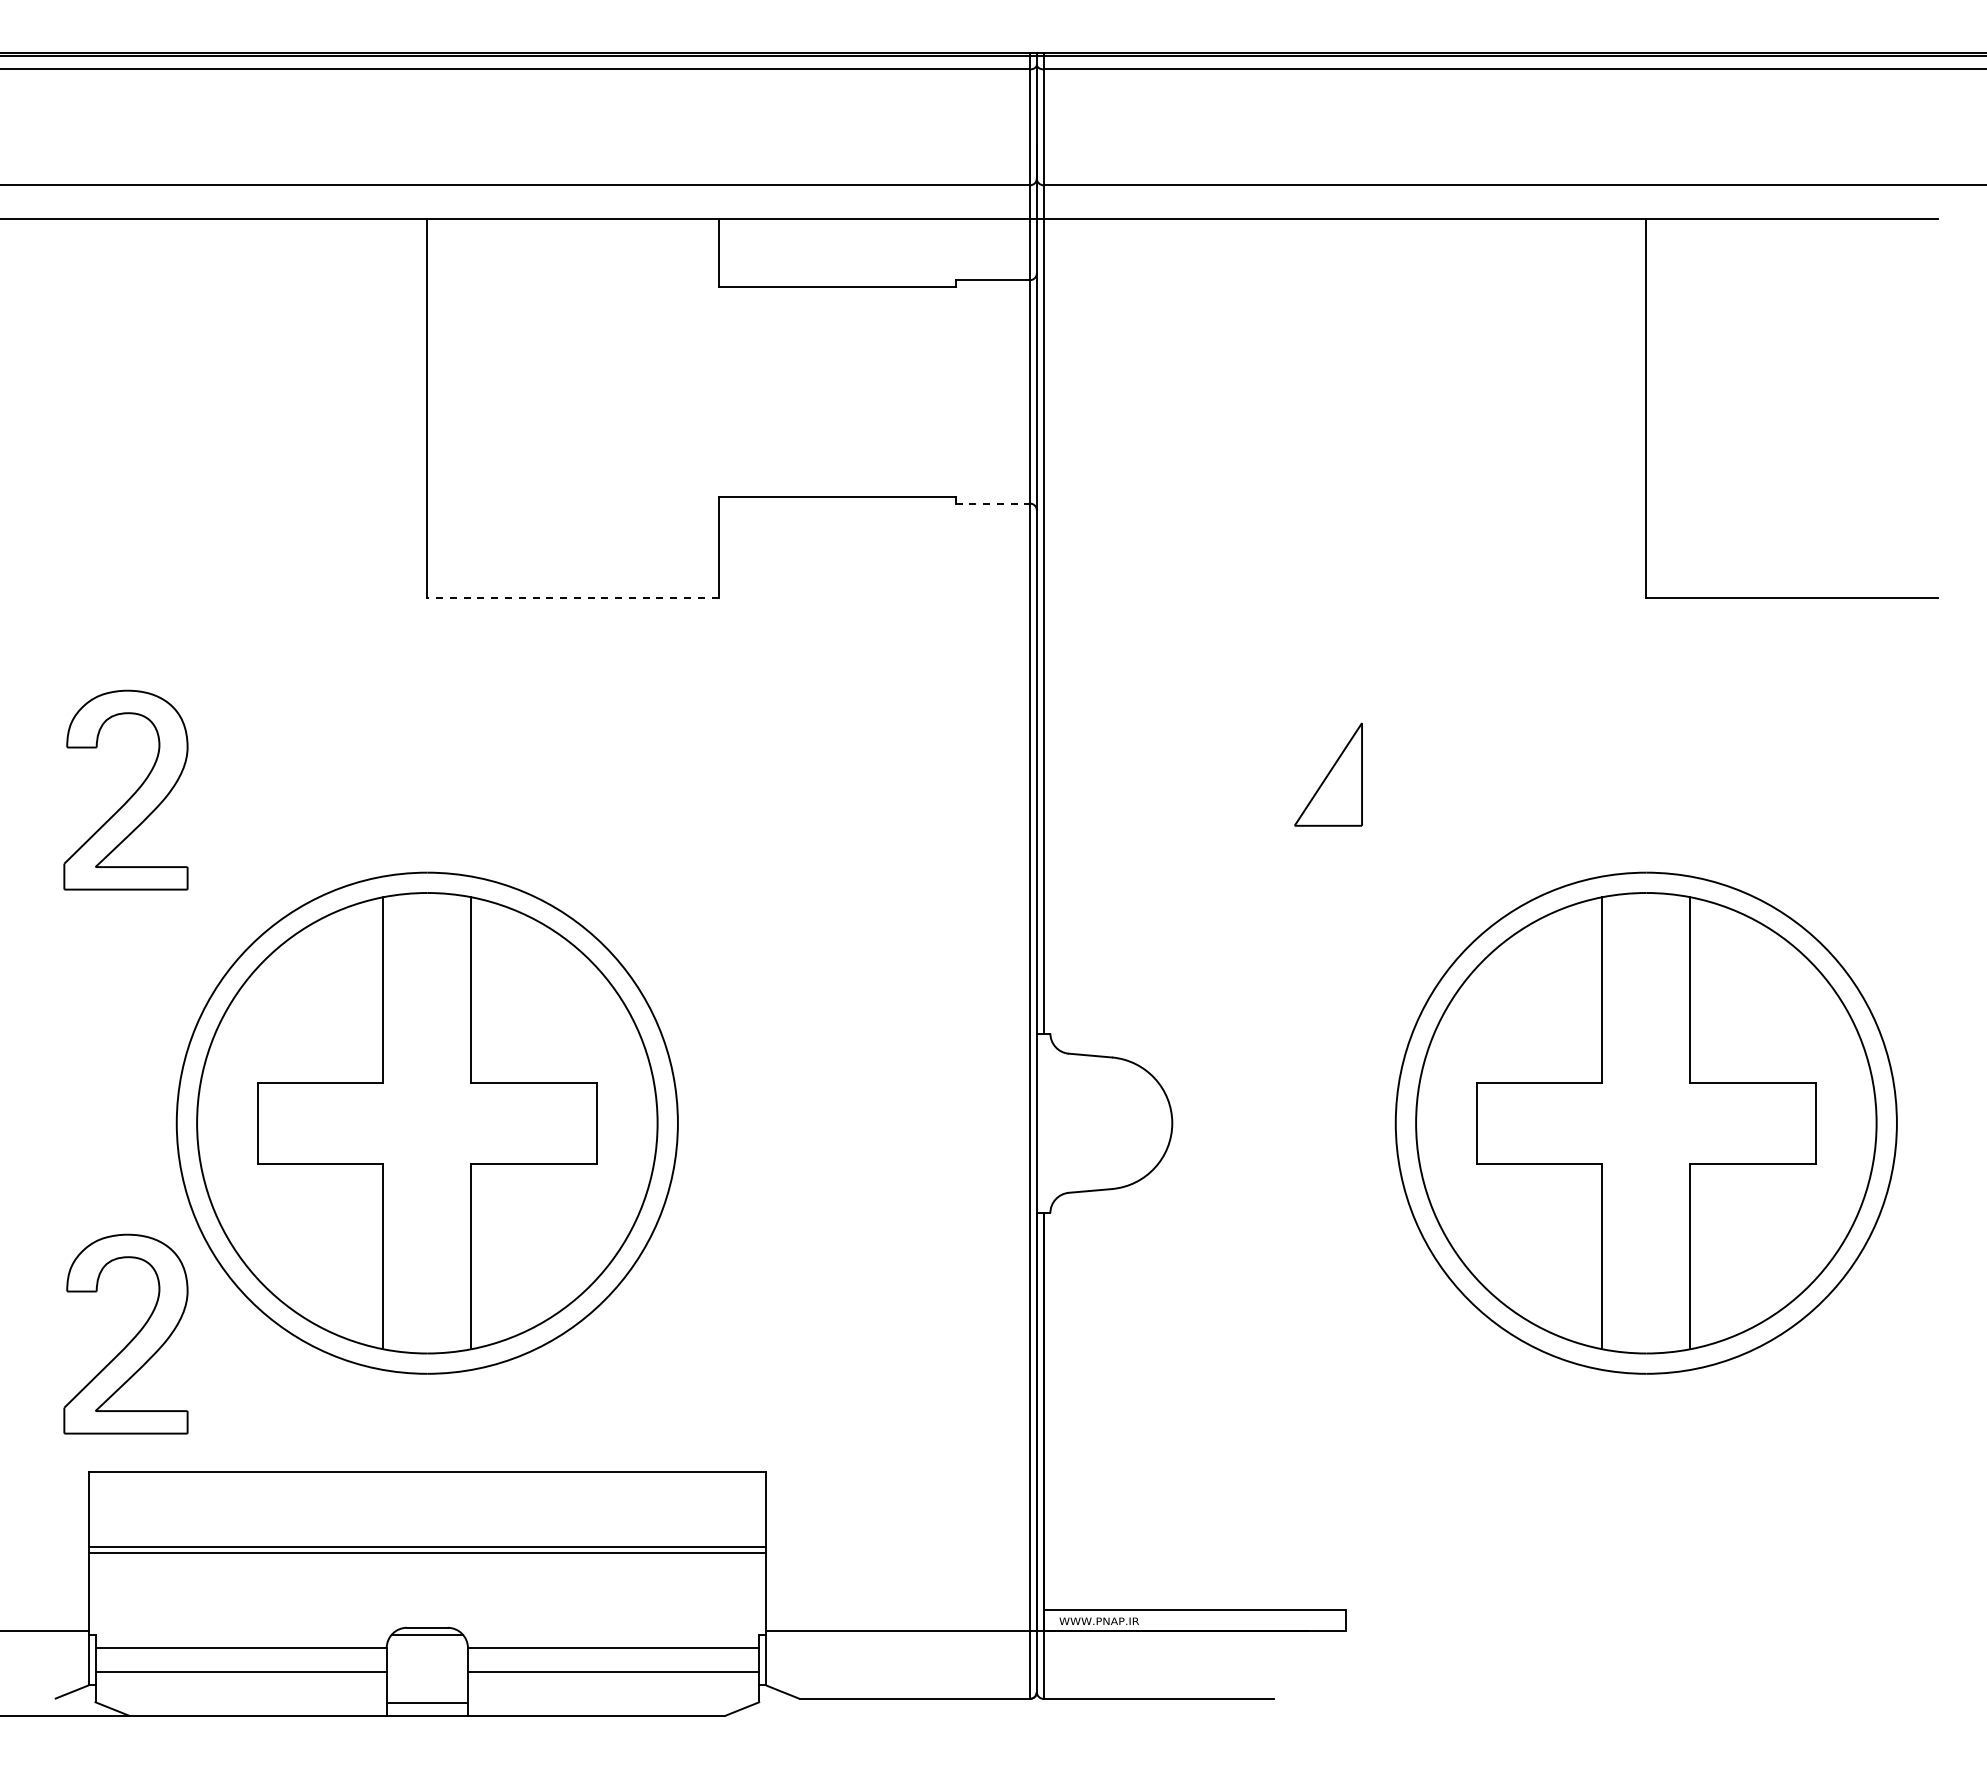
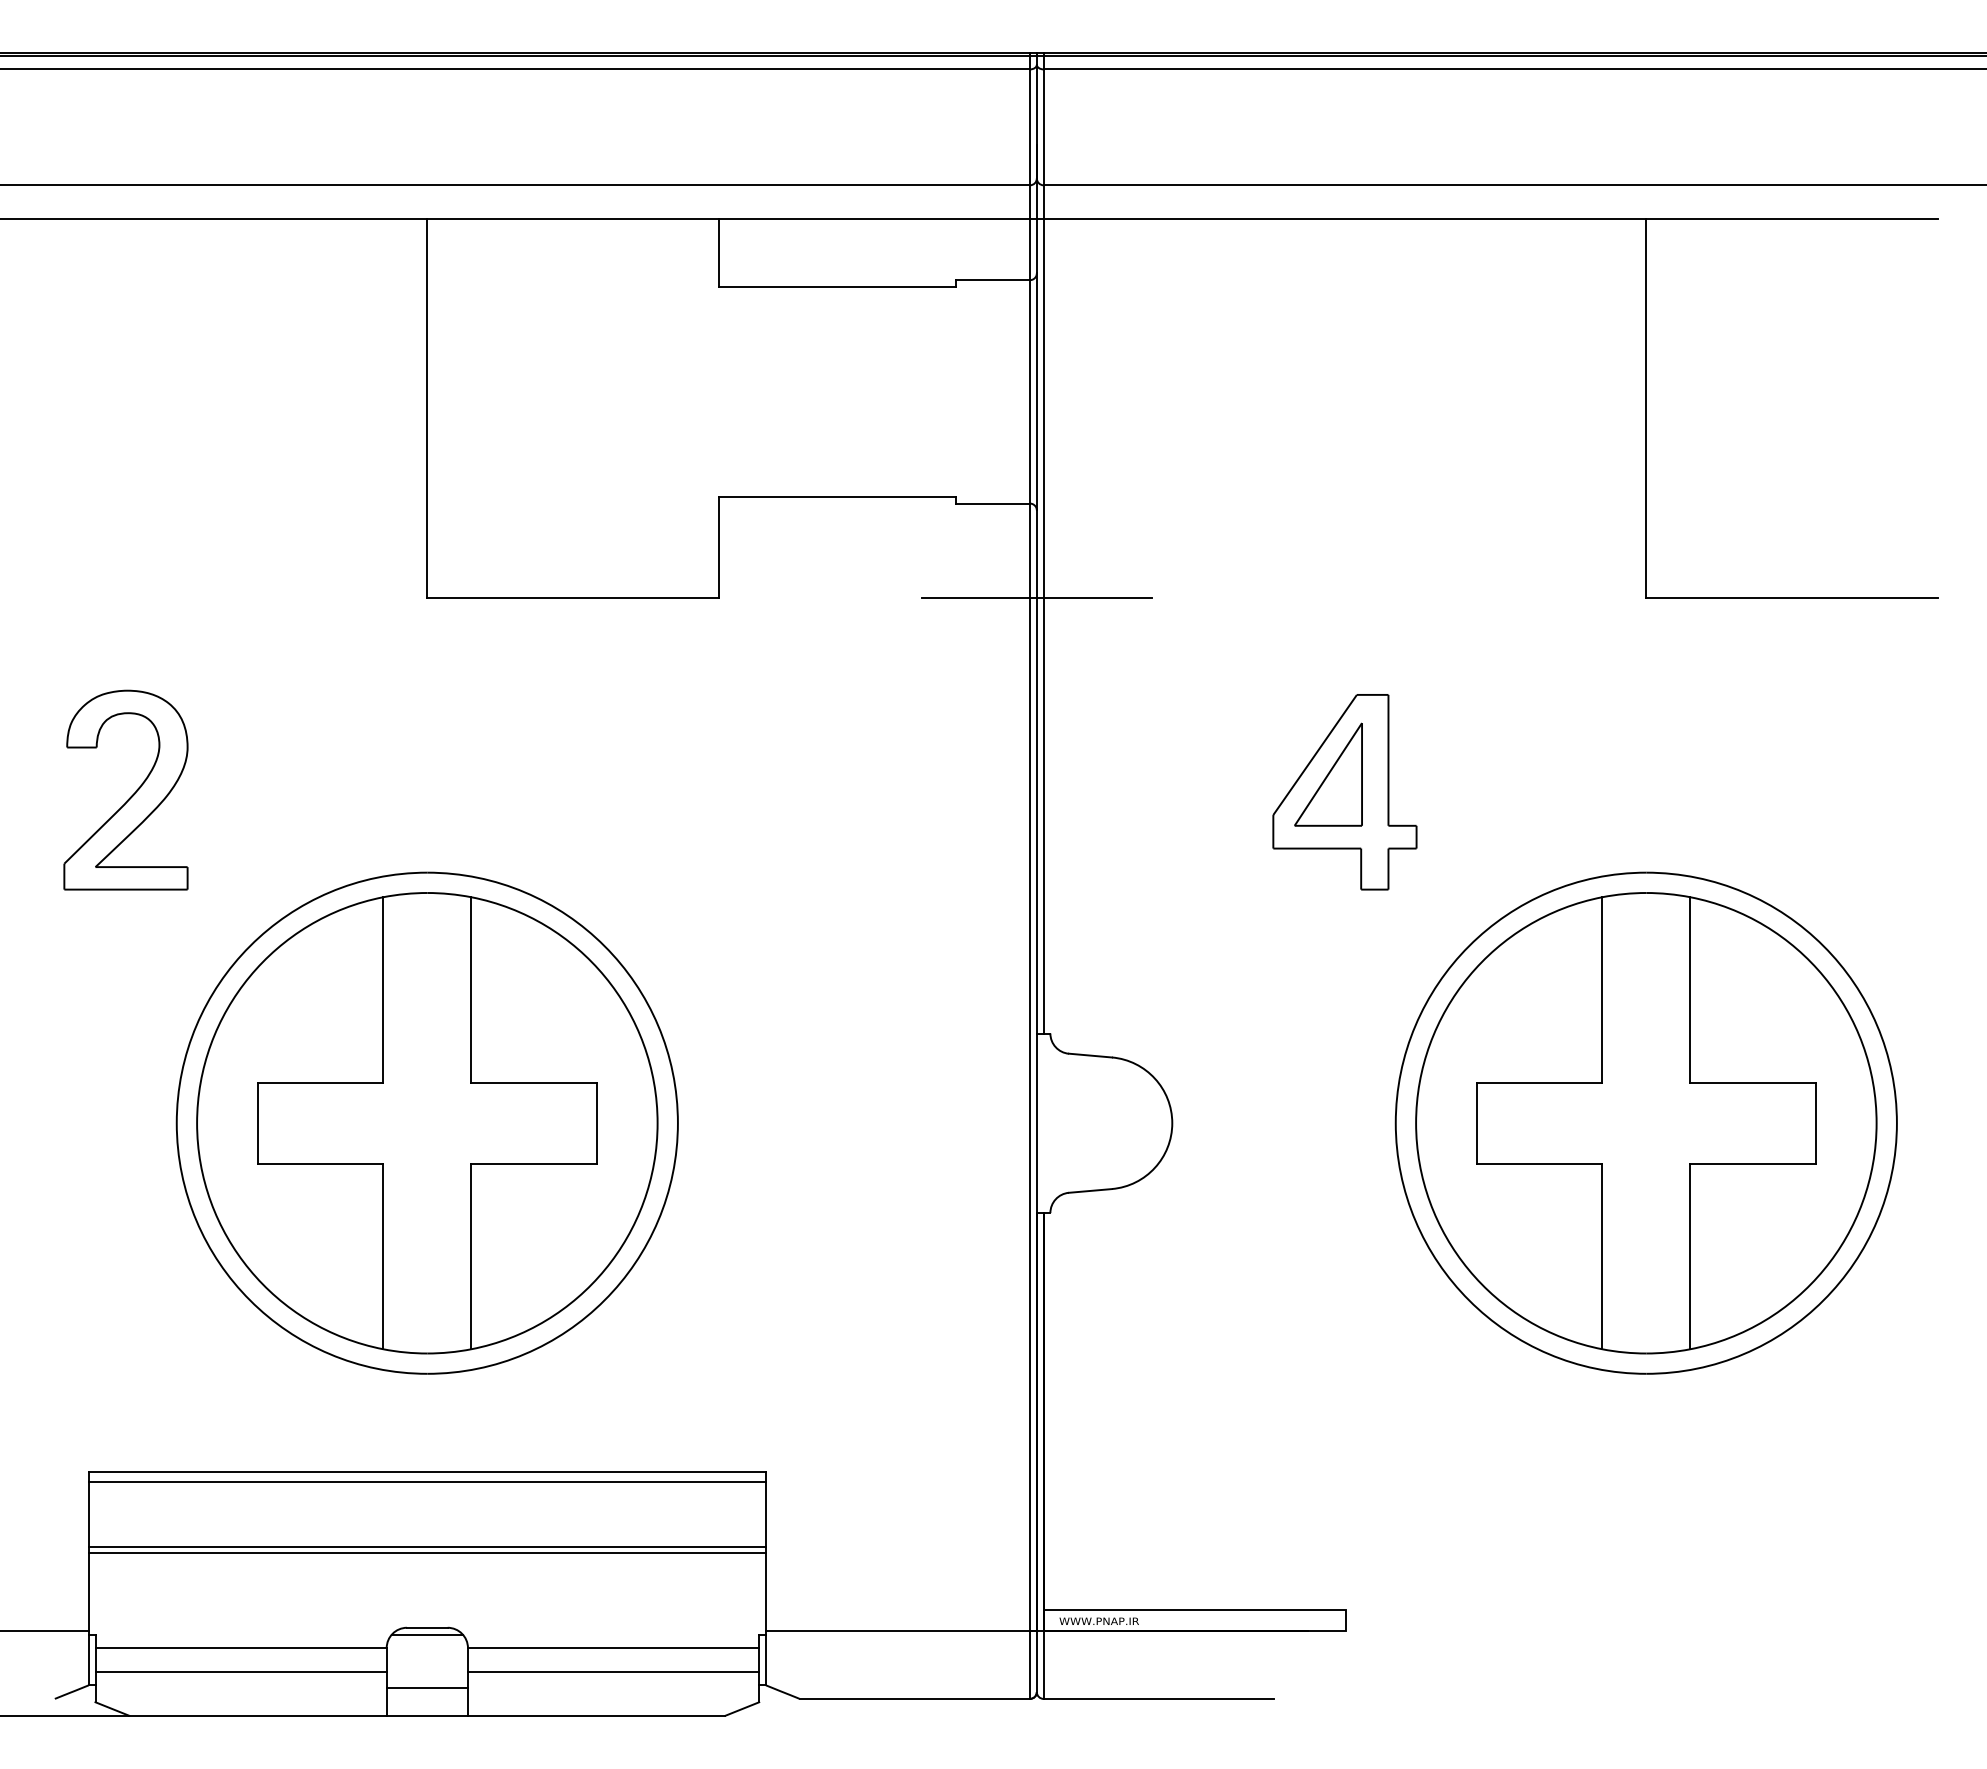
line: dashed -> solid (993, 503)
line: dashed -> solid (572, 598)
line: none -> present (1036, 598)
part: none -> present (1344, 792)
part: present -> none (131, 1339)
line: none -> present (426, 1482)
line position: (426, 1702) -> (426, 1687) (426, 1687)
